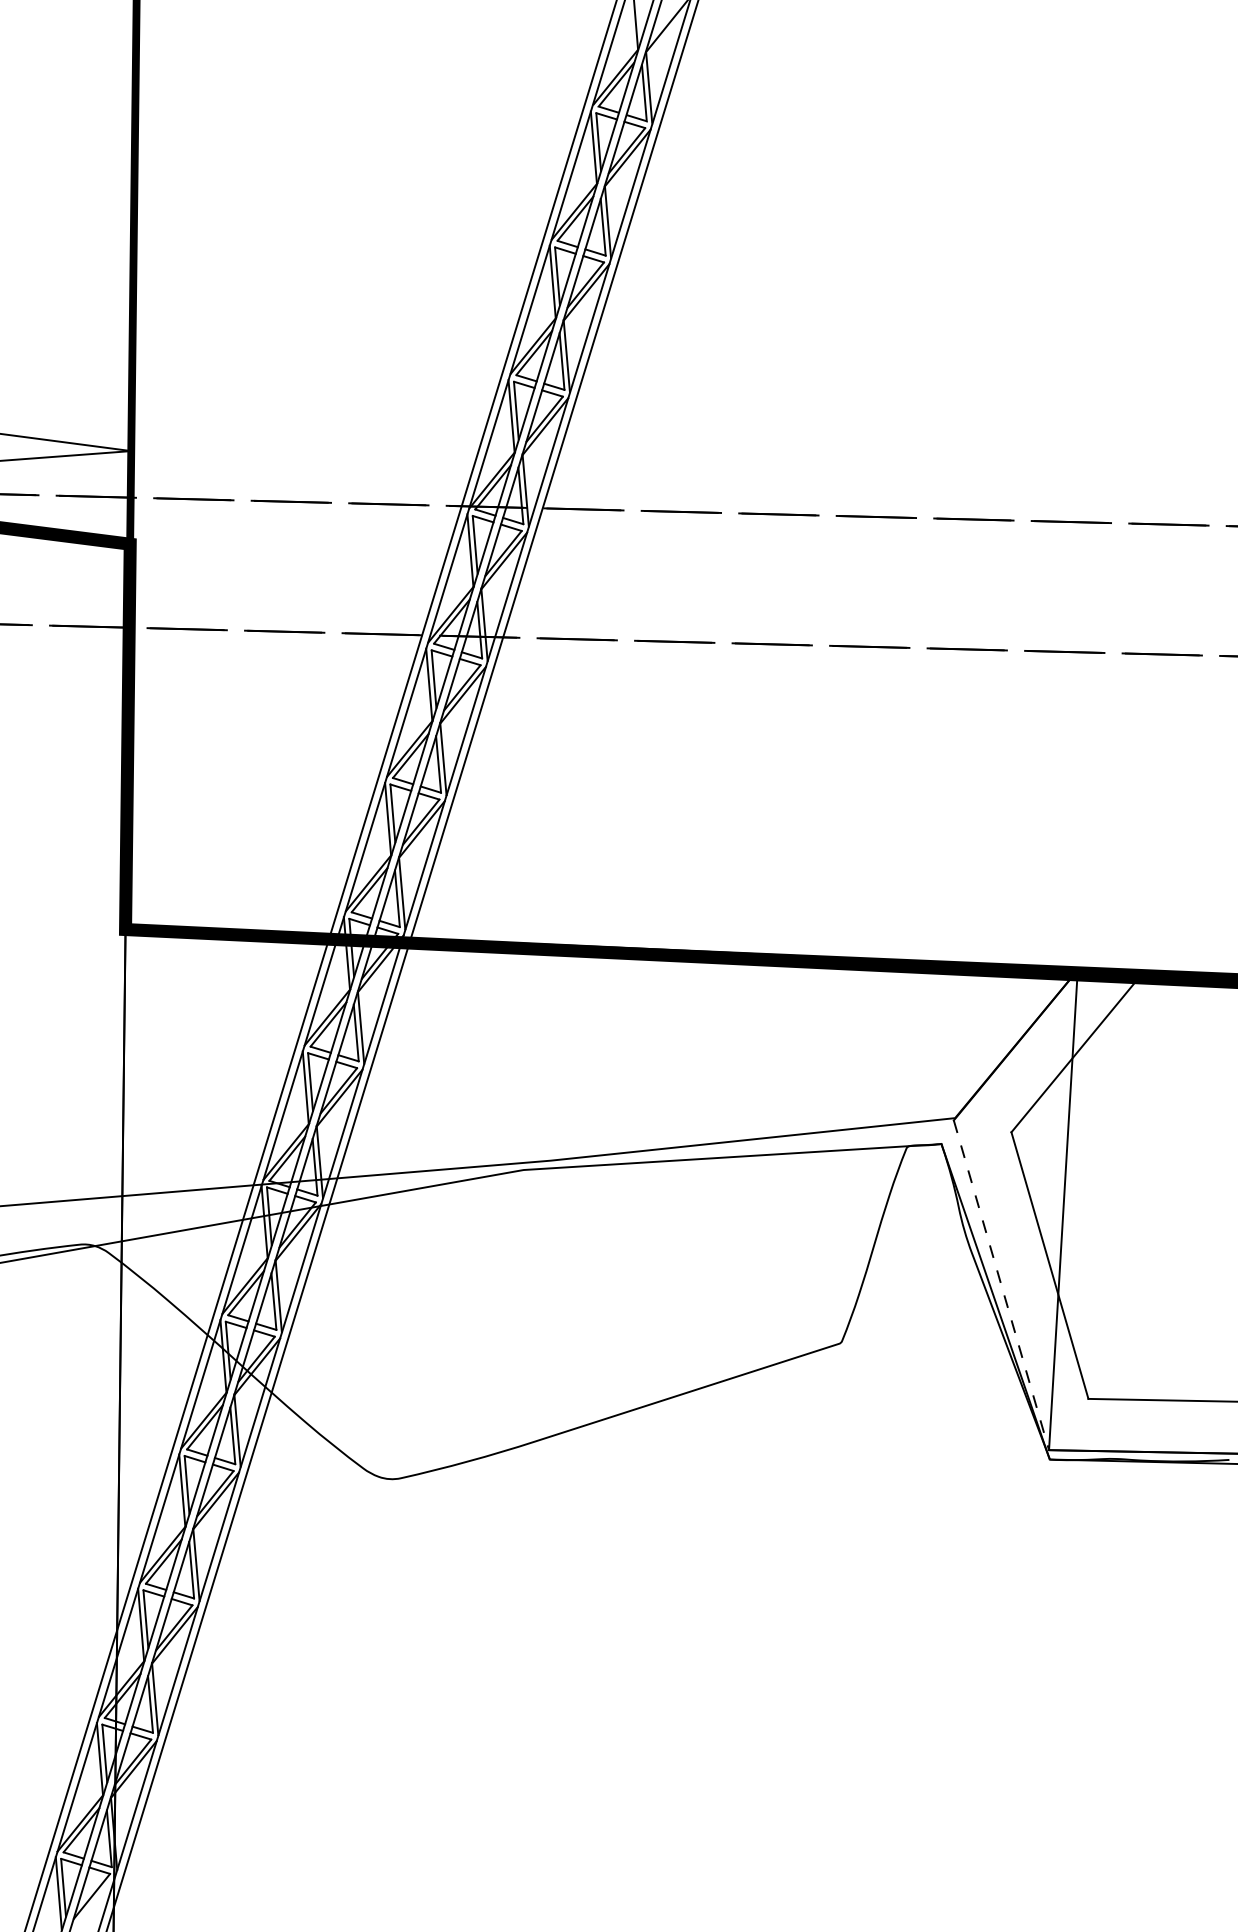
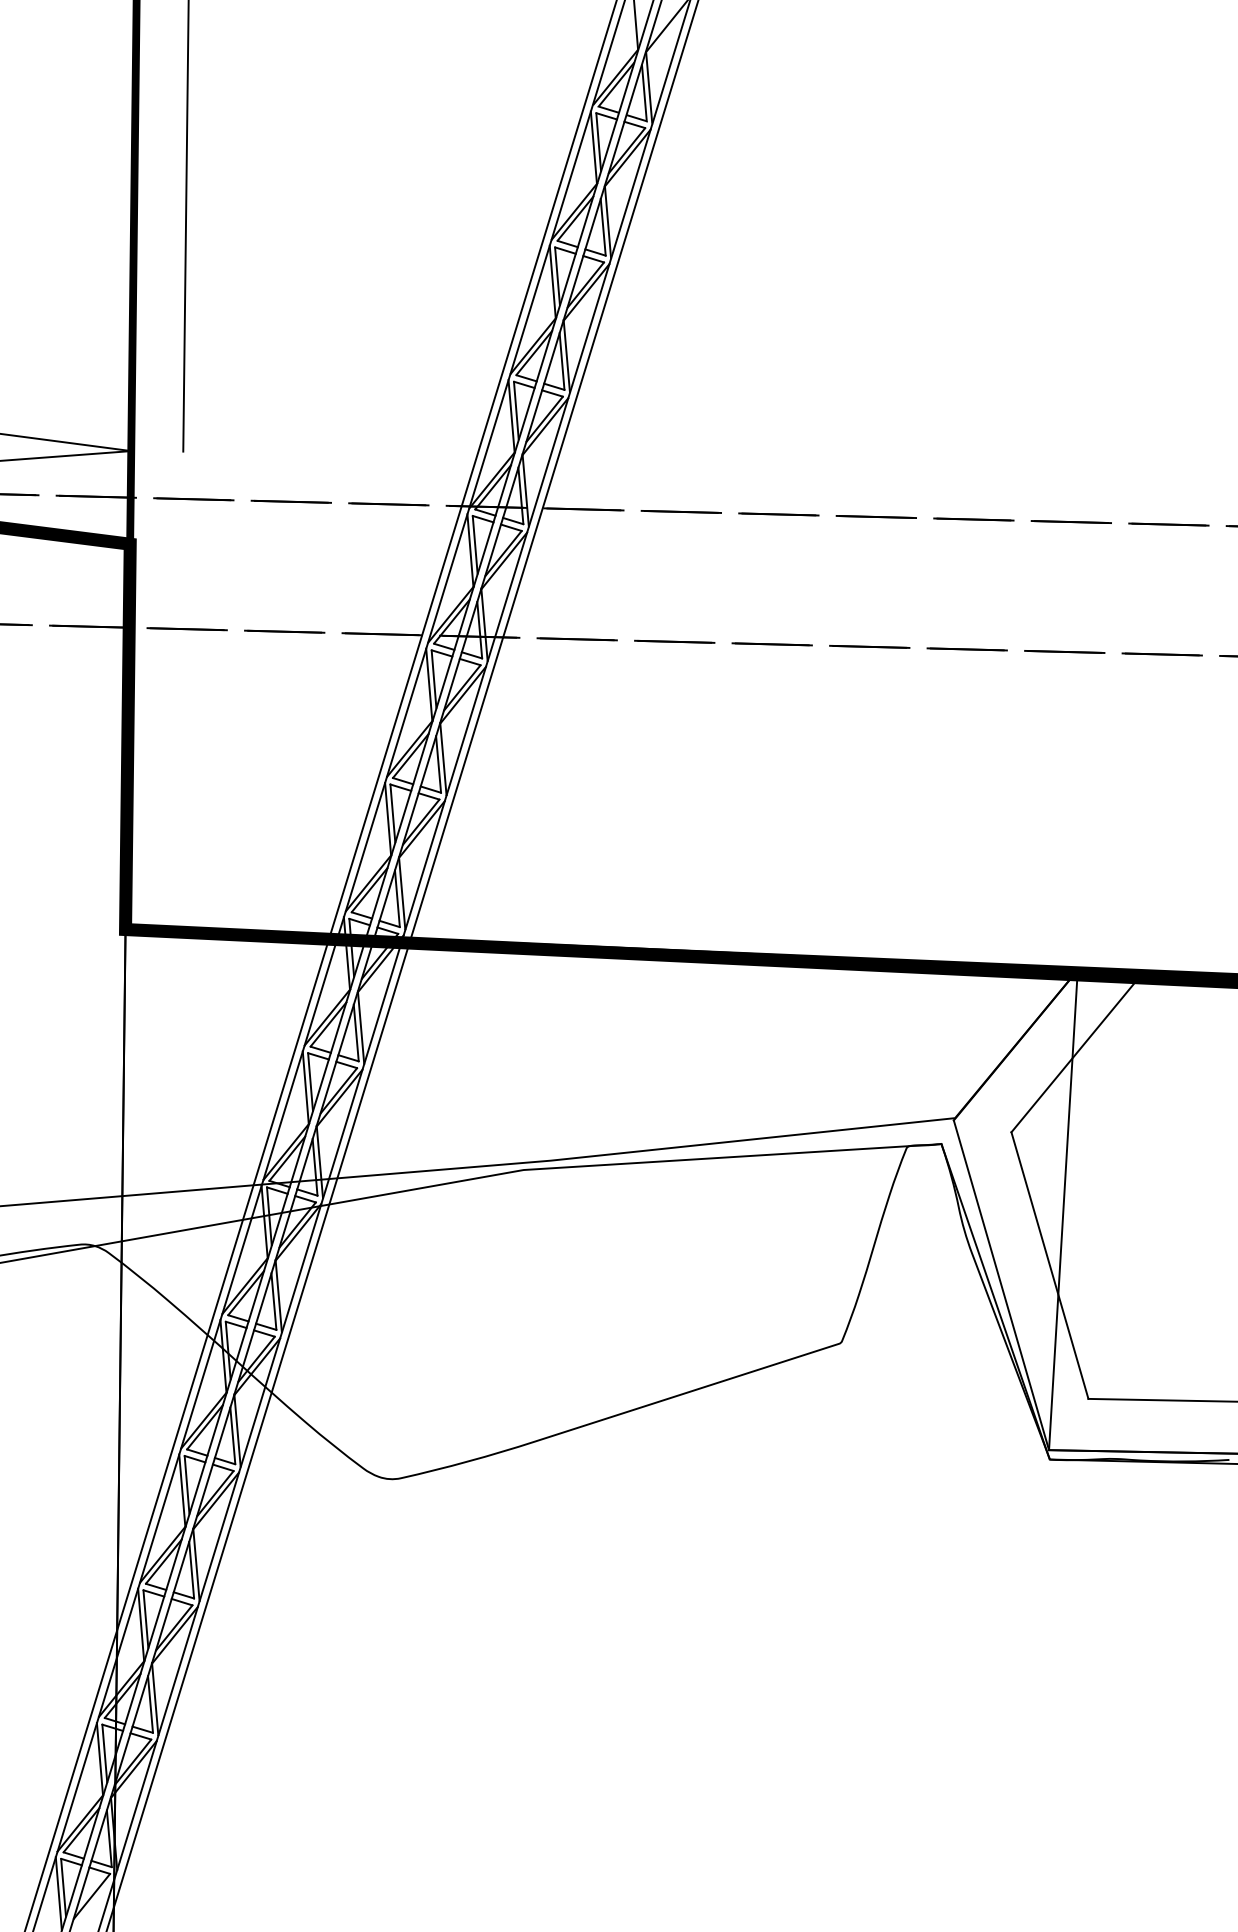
line: none -> present (185, 226)
line: dashed -> solid (1001, 1285)
